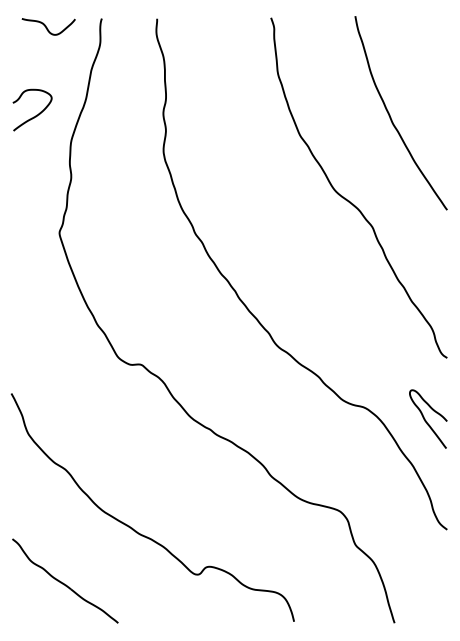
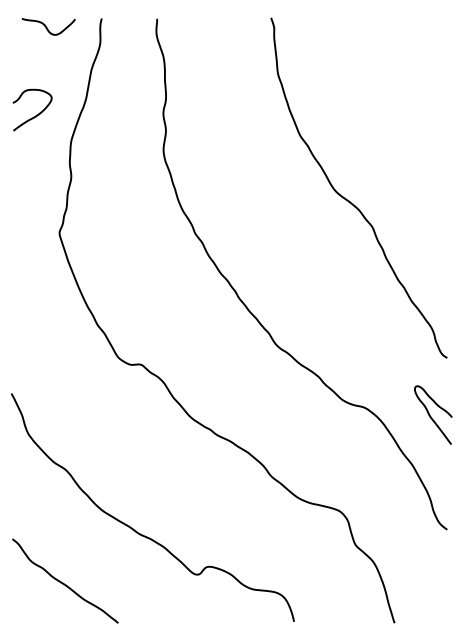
curve: present -> none (391, 117)
curve position: (426, 420) -> (431, 416) (431, 416)
